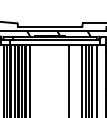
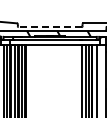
line: solid -> dashed (49, 26)
line: present -> none (29, 79)
line: present -> none (69, 79)
